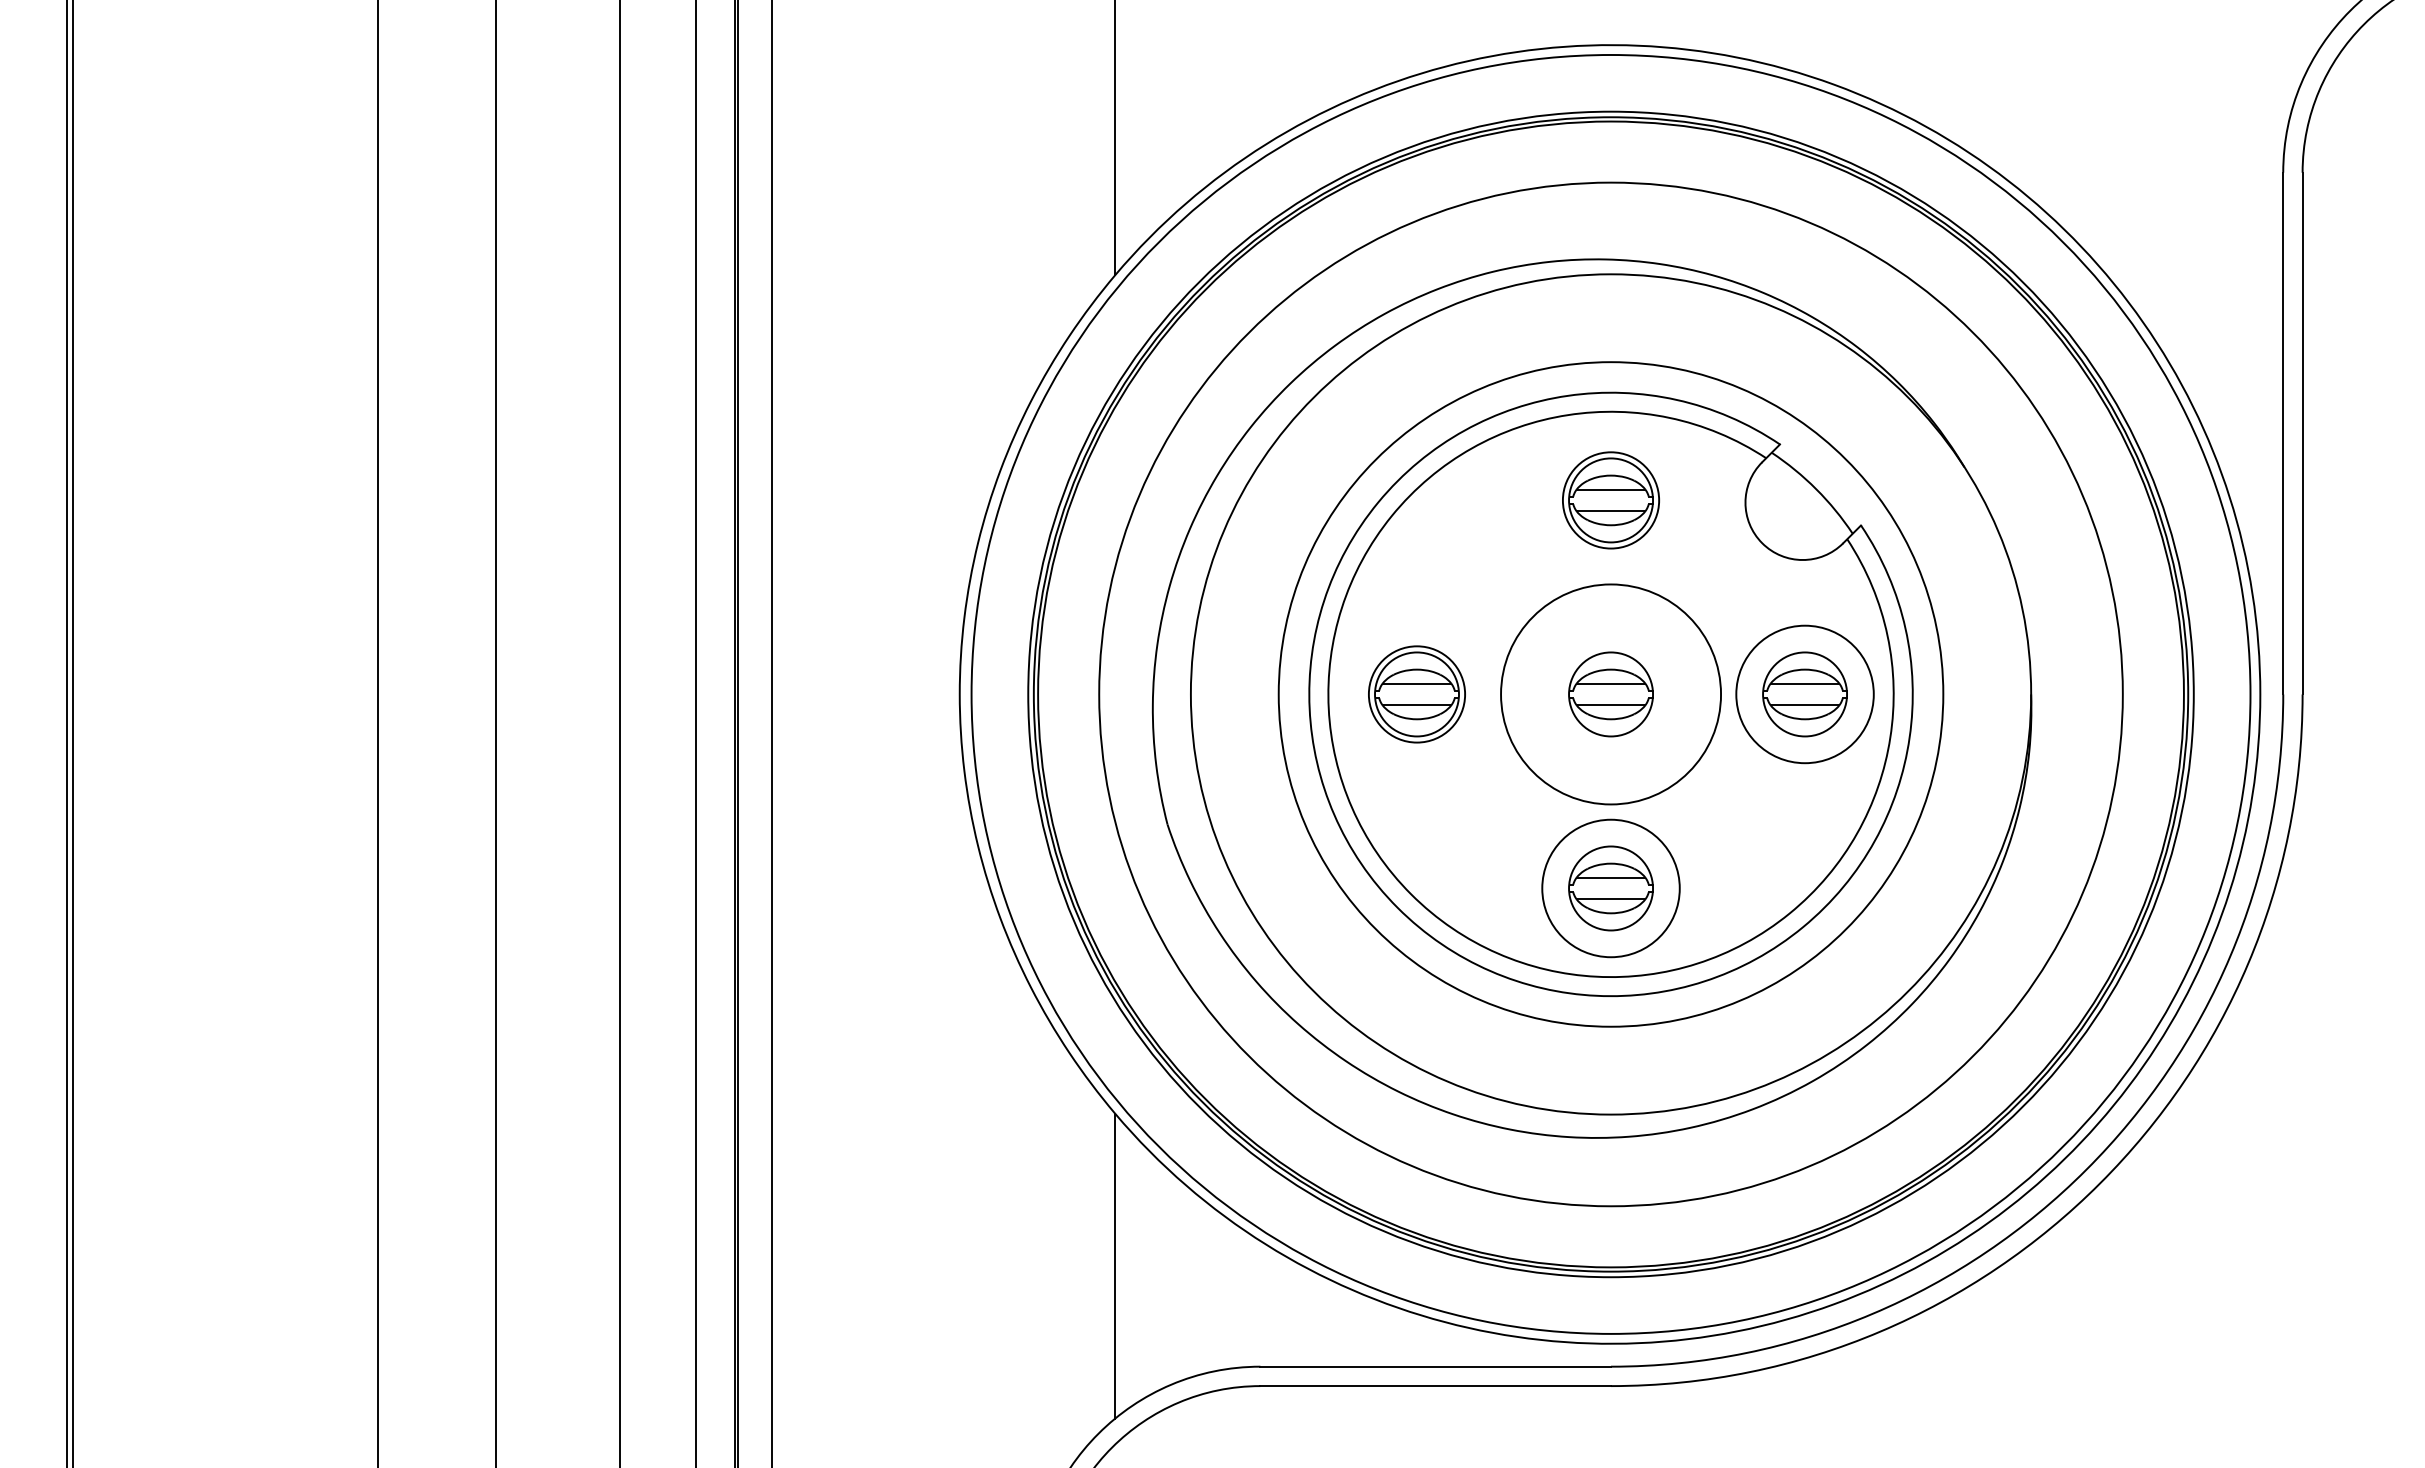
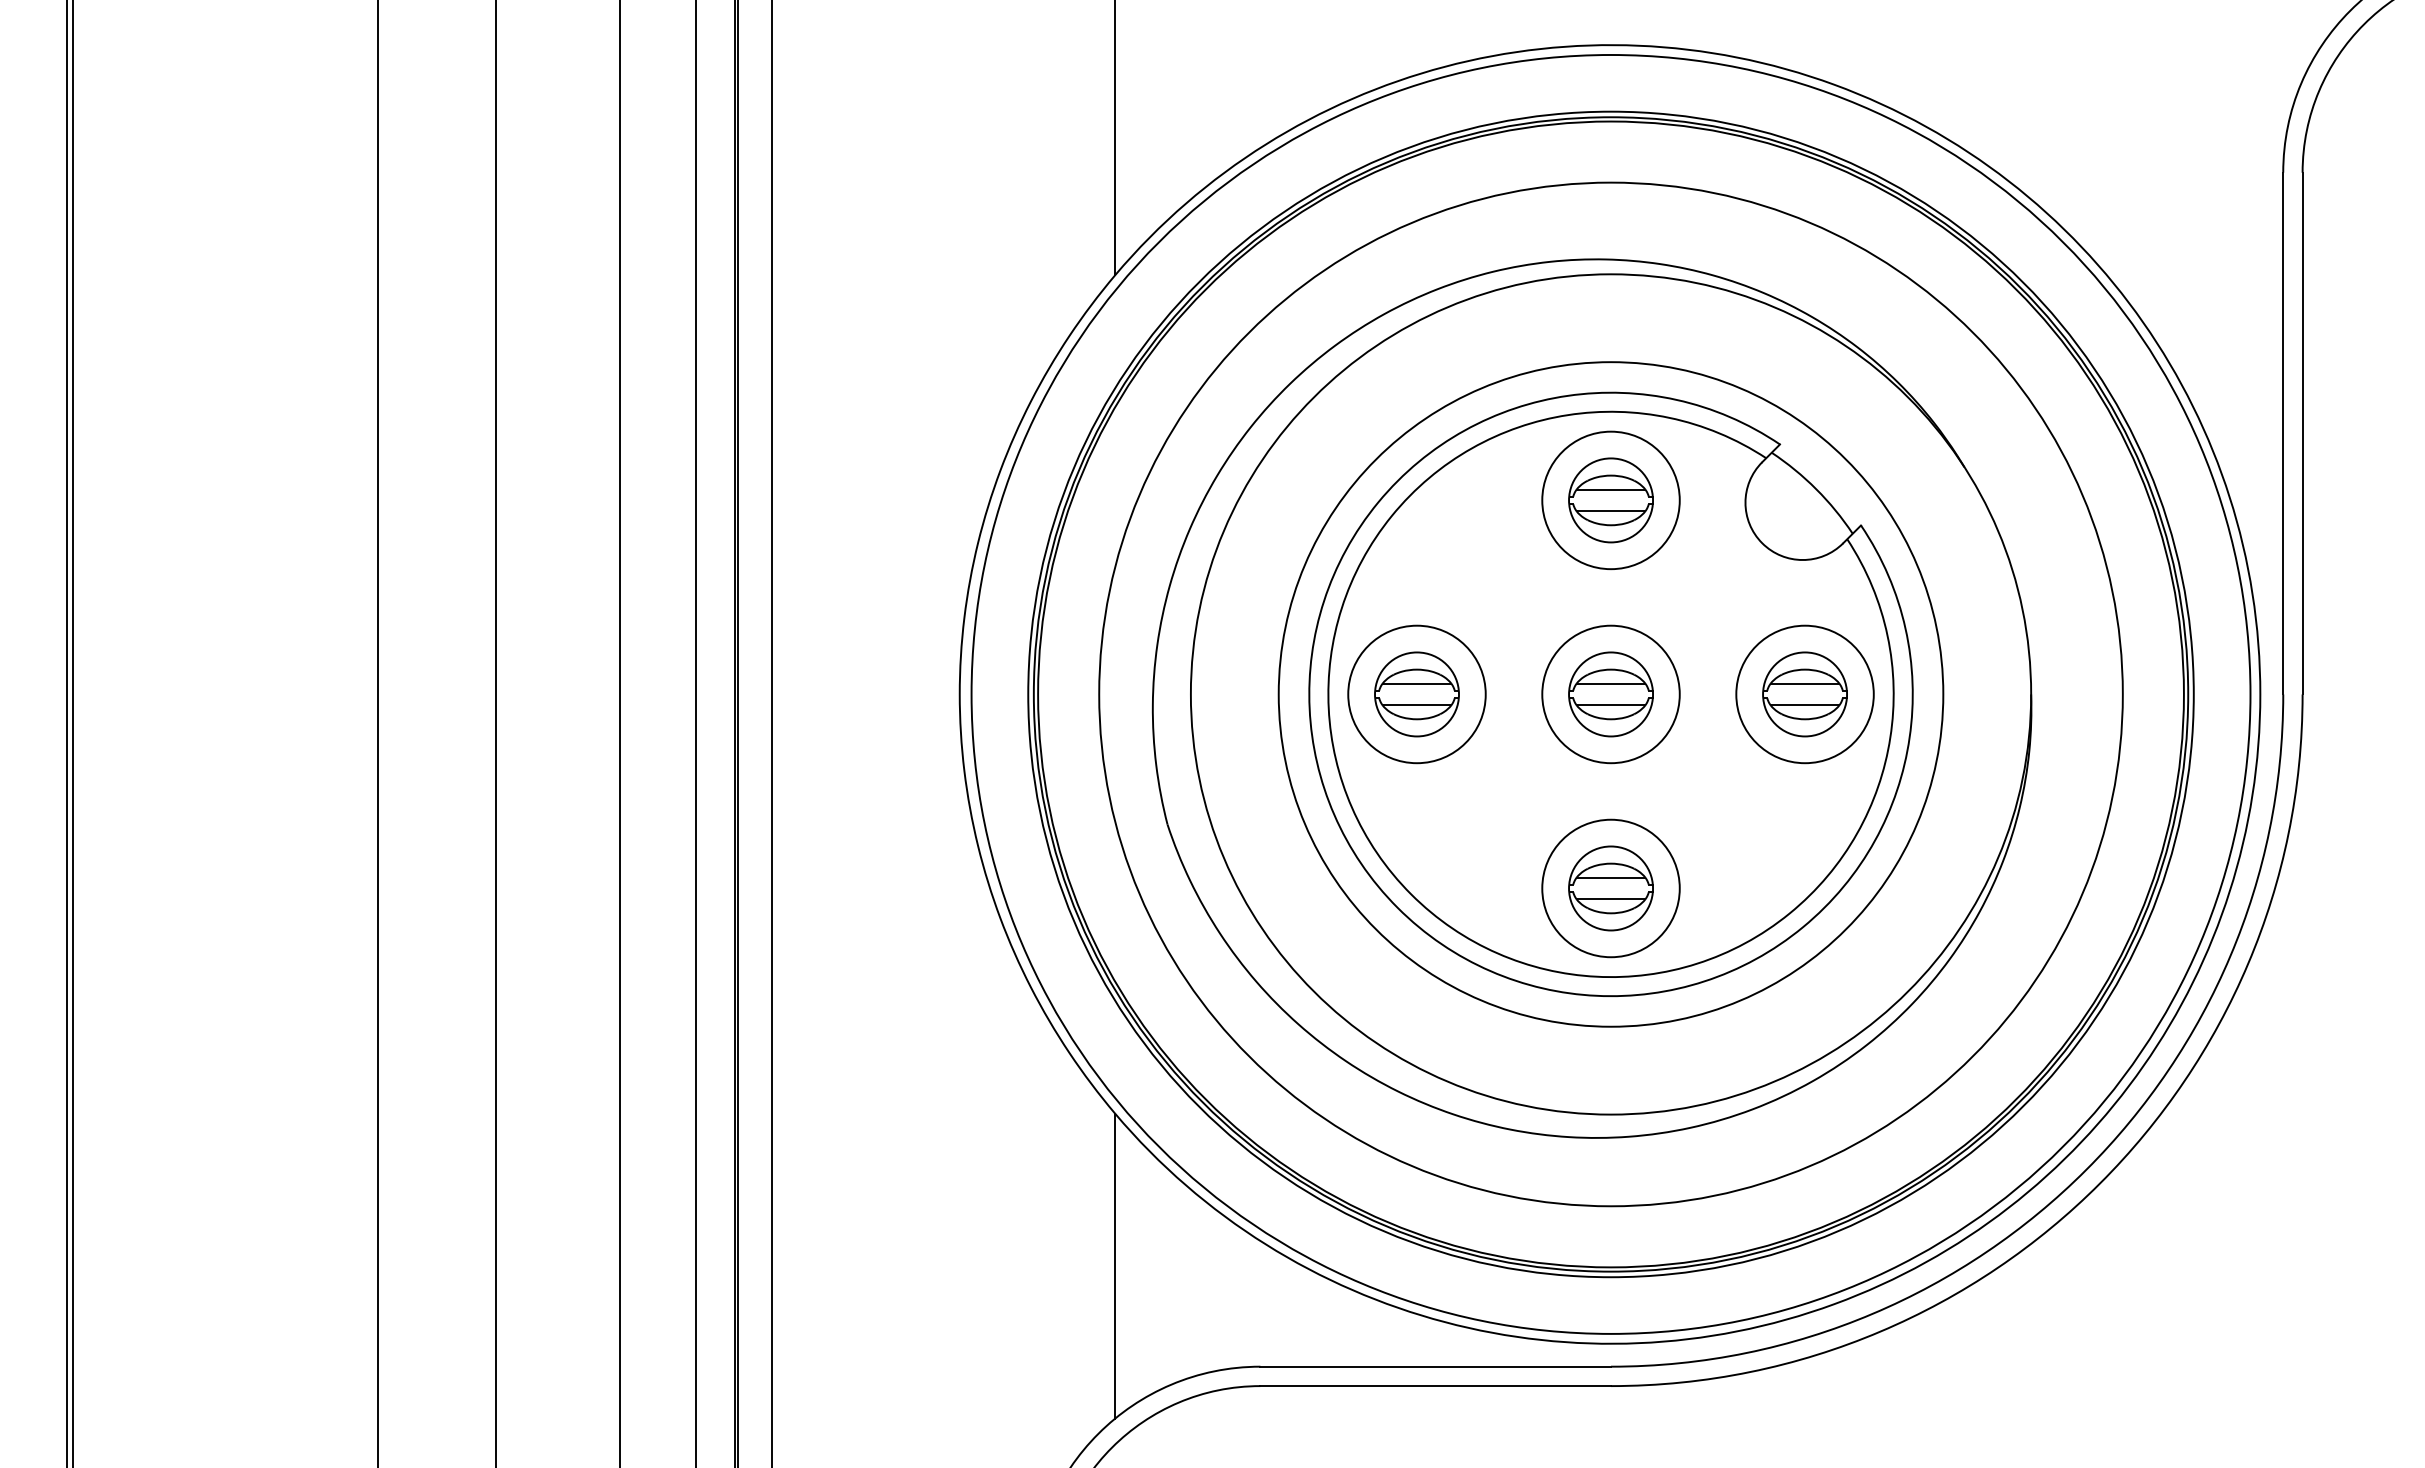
circle diameter: 96 px -> 137 px (1610, 500)
circle diameter: 96 px -> 137 px (1416, 694)
circle diameter: 220 px -> 137 px (1610, 694)
